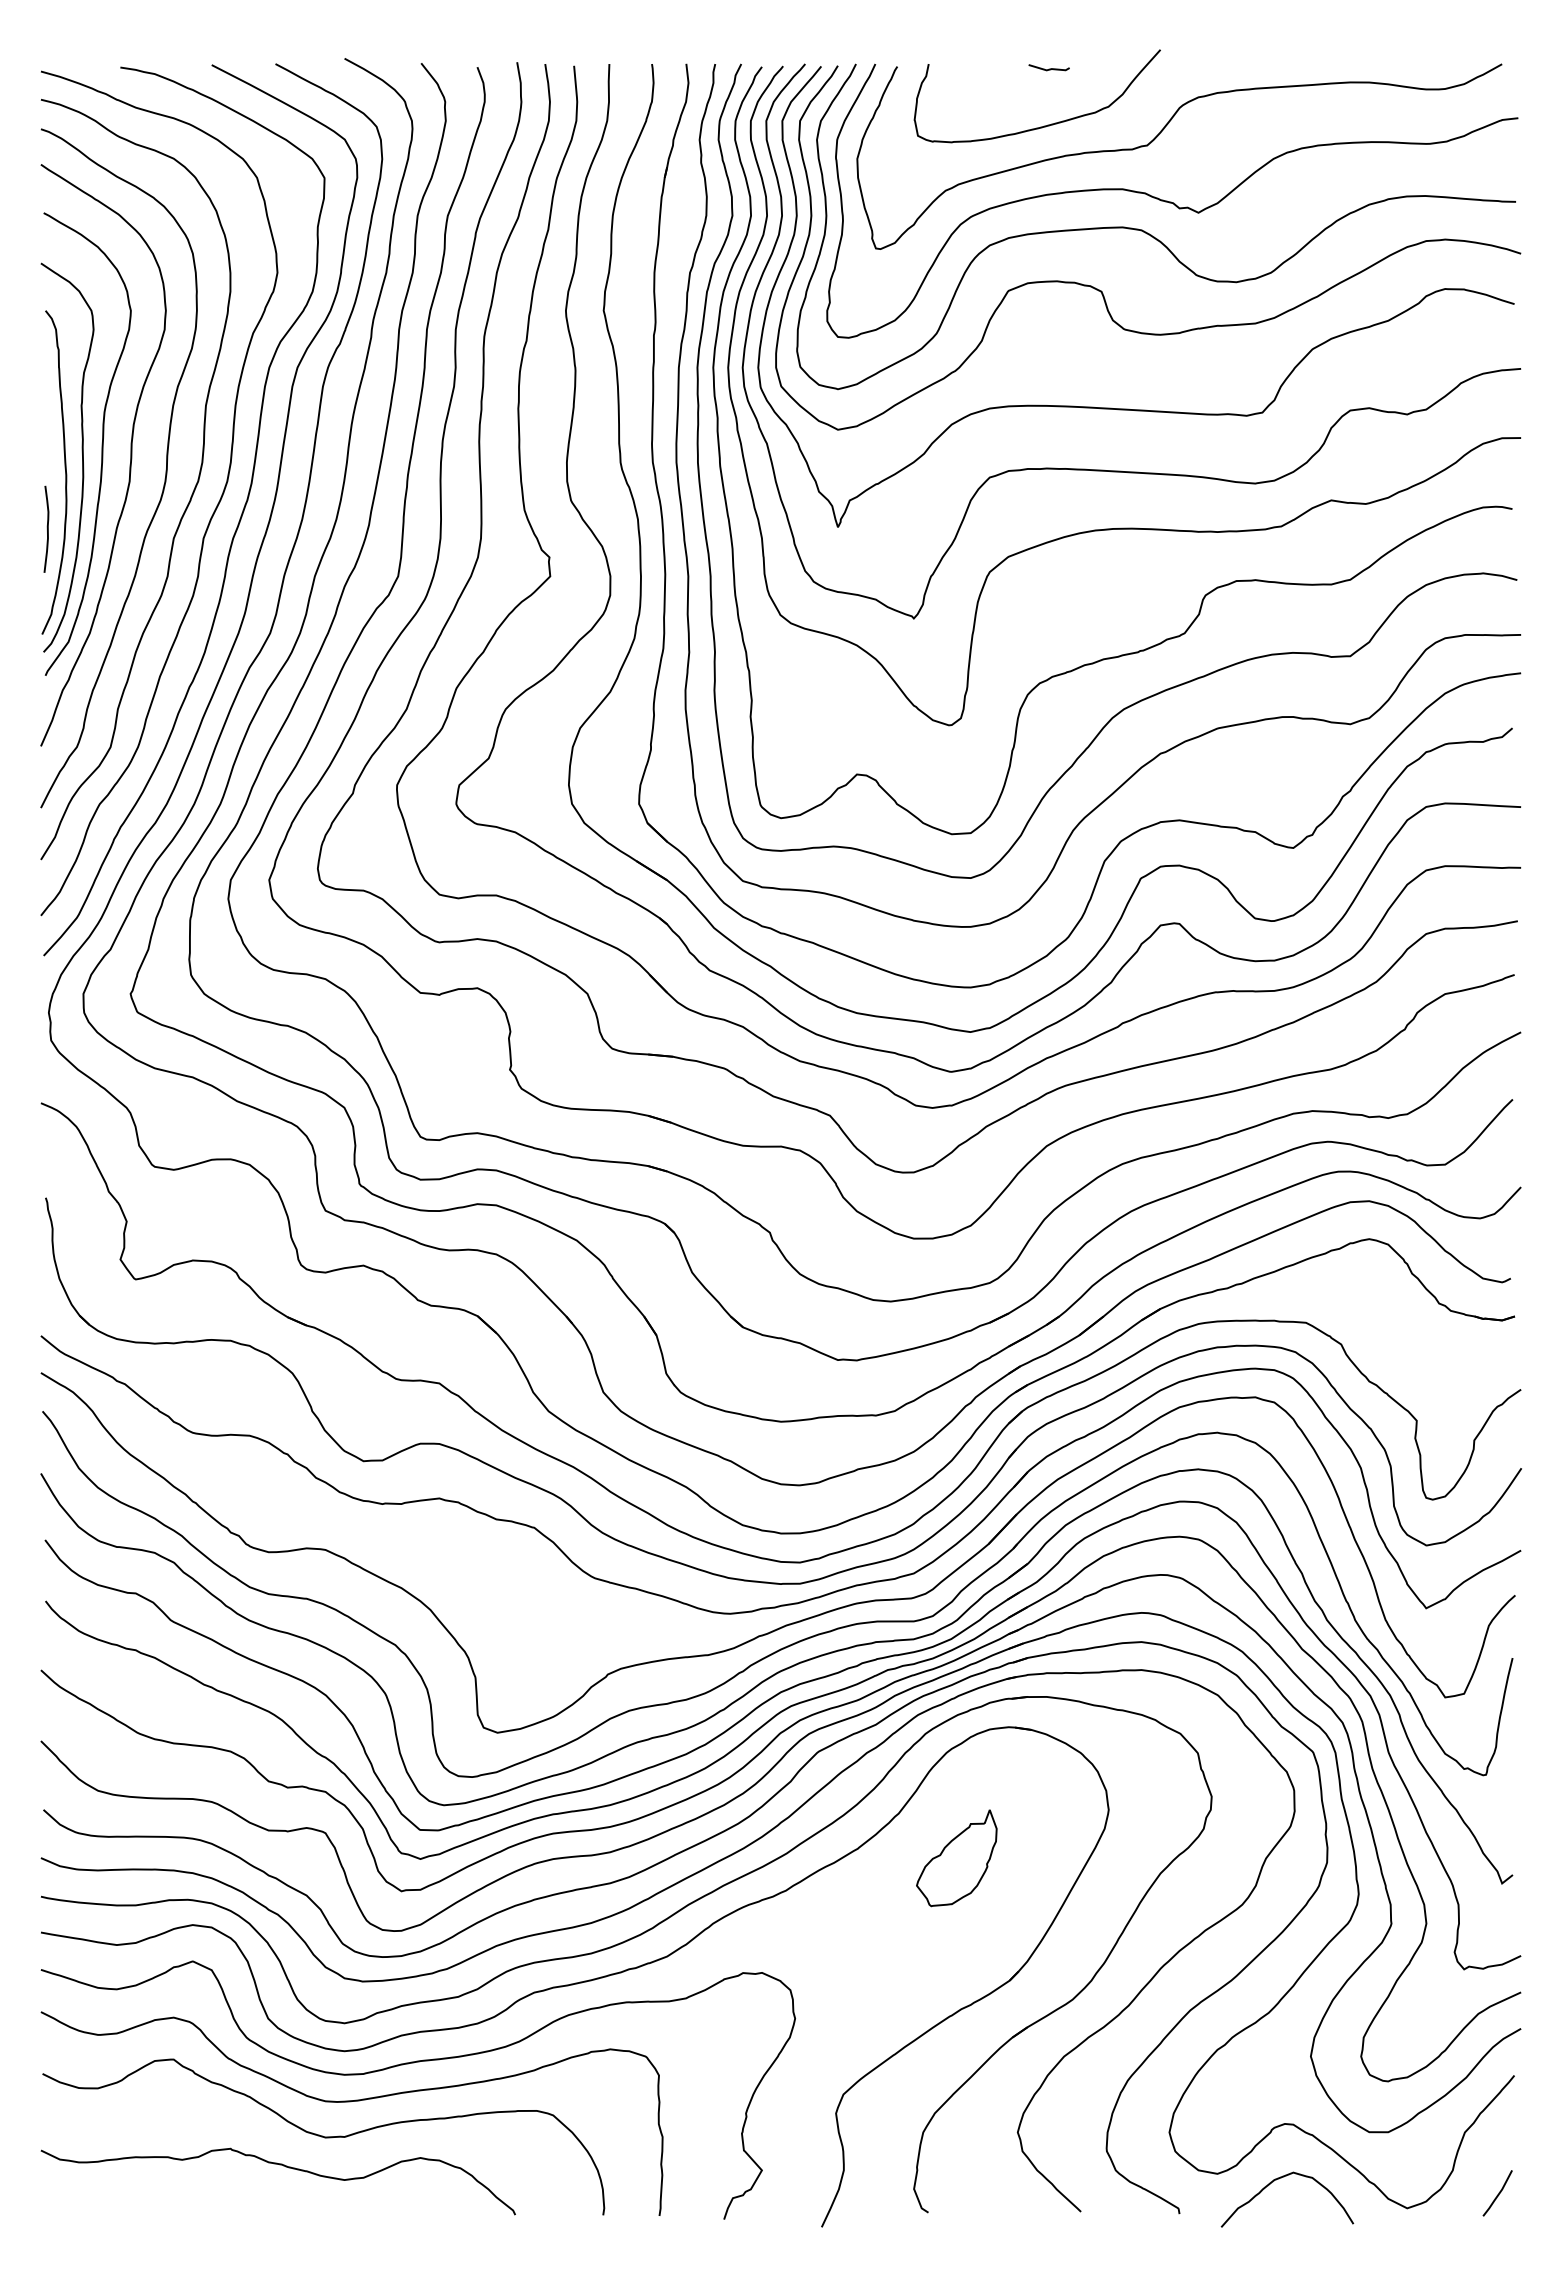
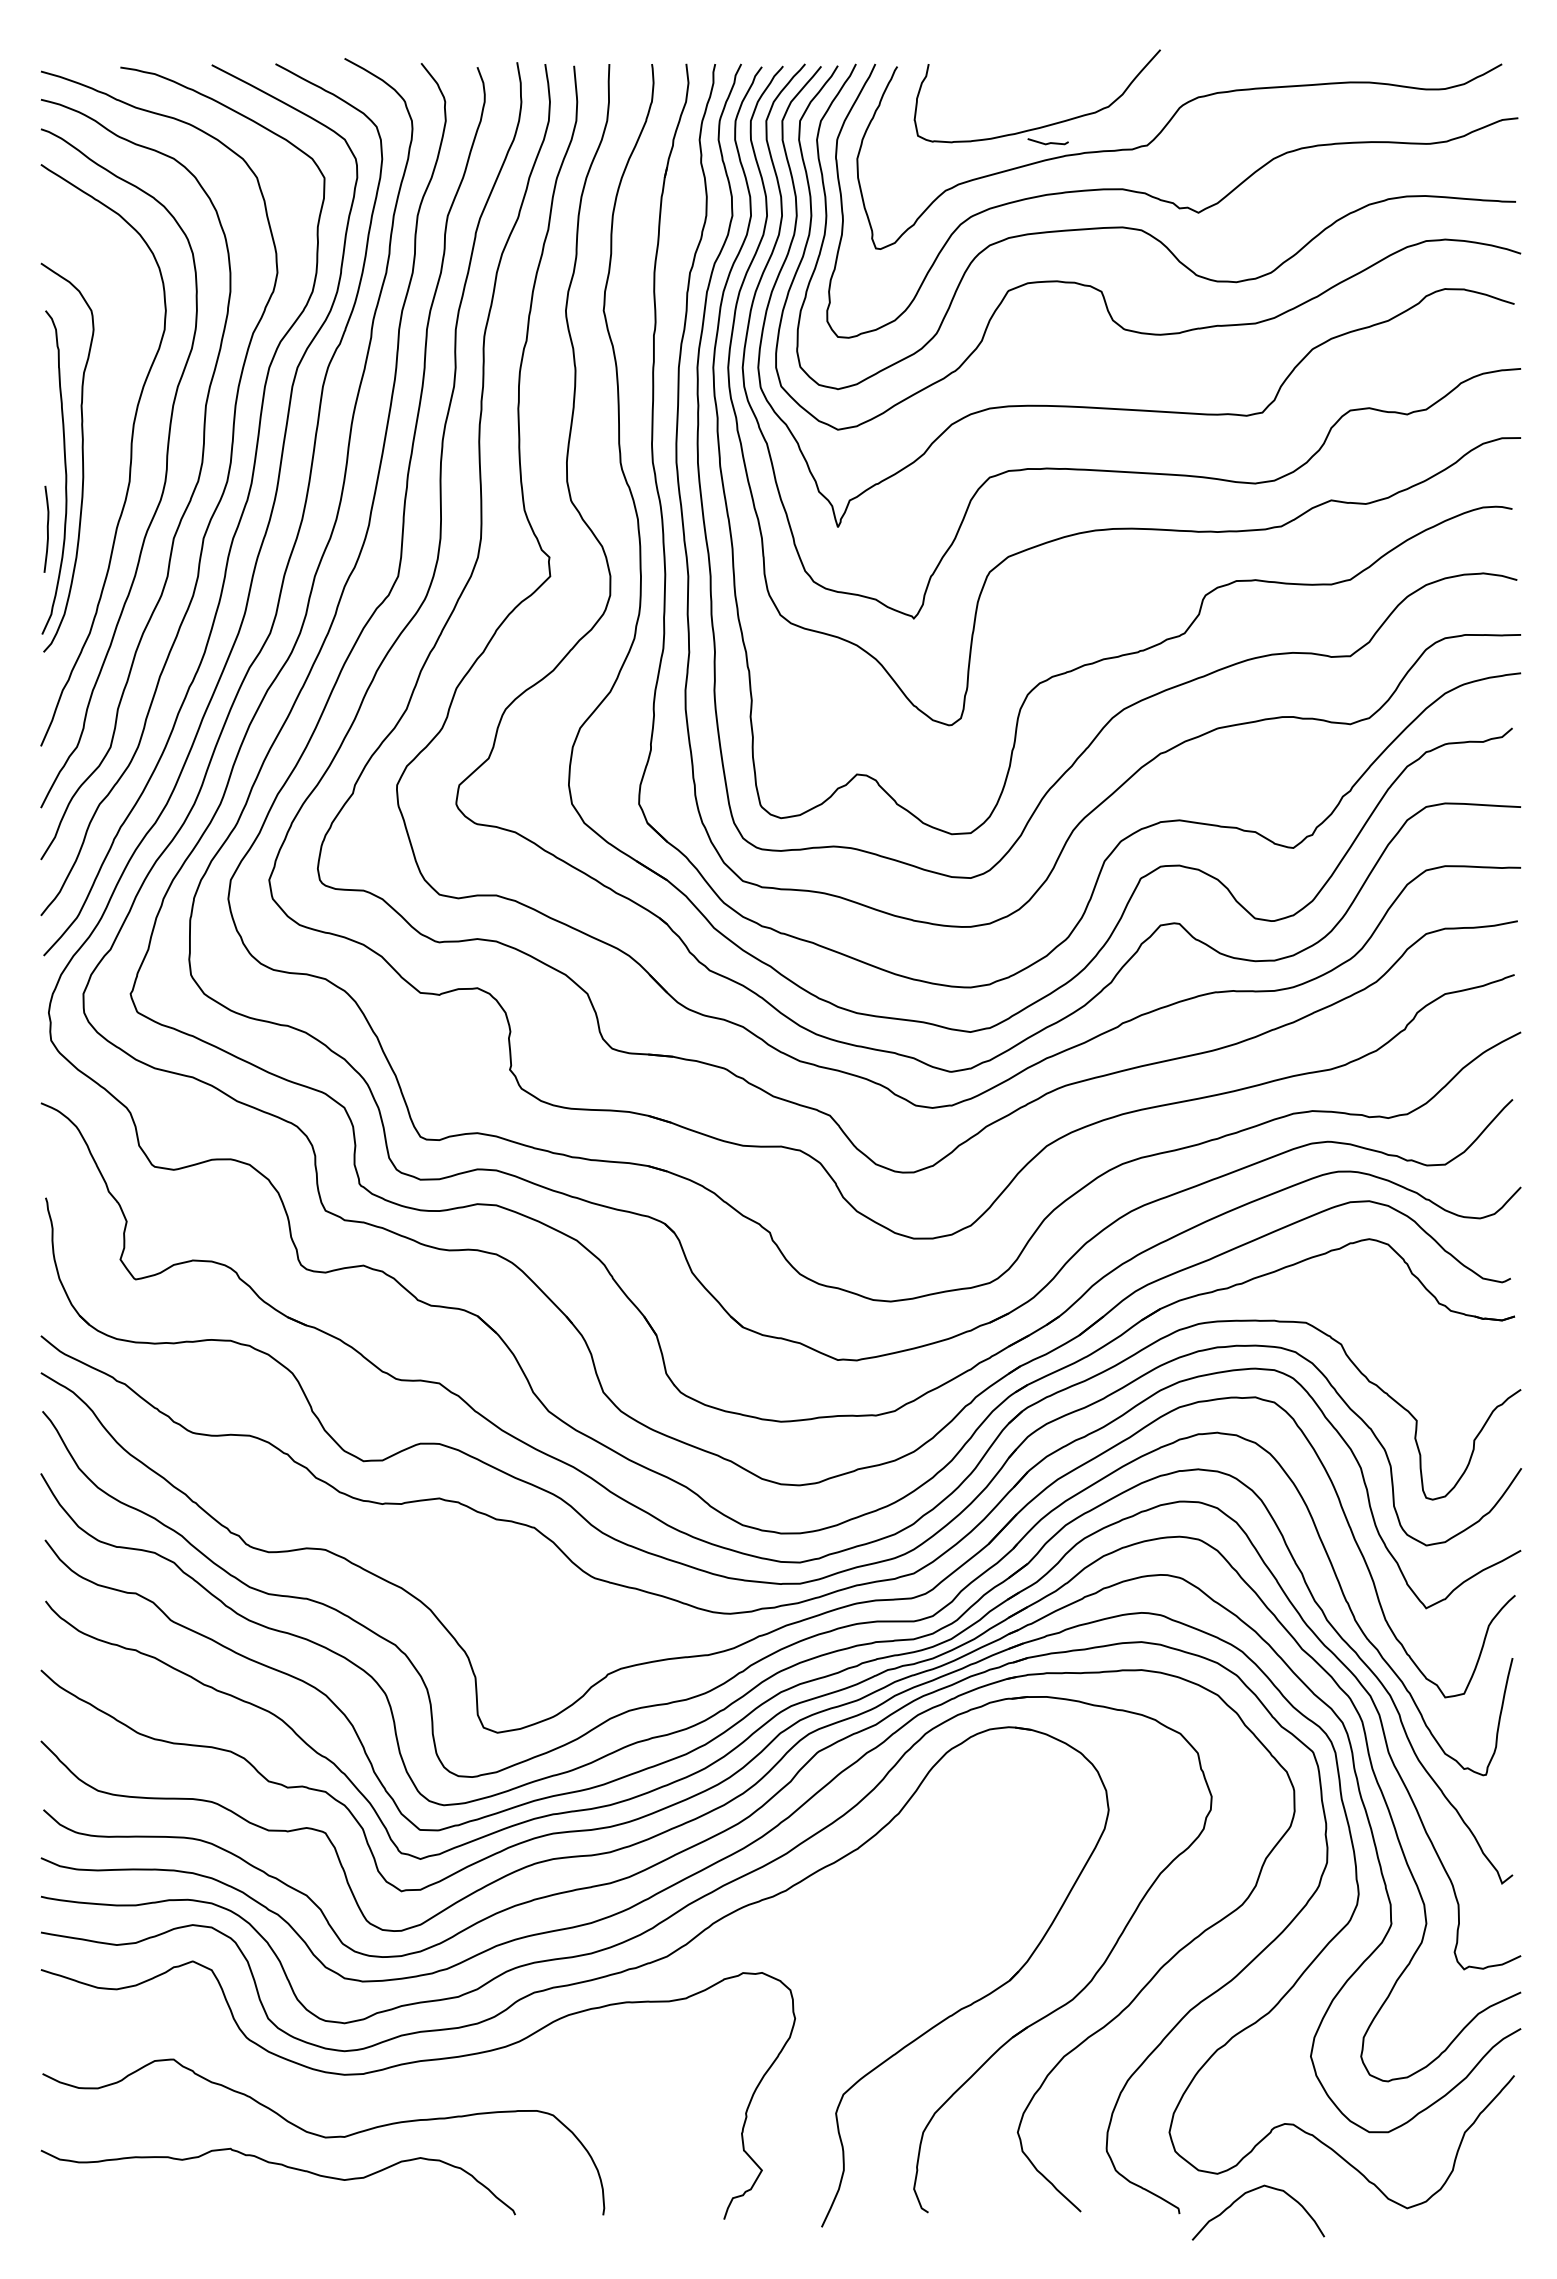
line position: (1049, 68) -> (1048, 142) (1048, 142)
curve: present -> none (101, 443)
part: present -> none (956, 1858)
curve: present -> none (350, 2102)
curve position: (1281, 2178) -> (1252, 2191) (1252, 2191)
line: present -> none (1498, 2193)
